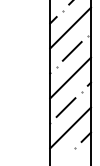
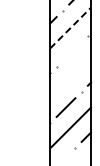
line: solid -> dashed (70, 28)
line: present -> none (71, 51)
line: present -> none (70, 77)
